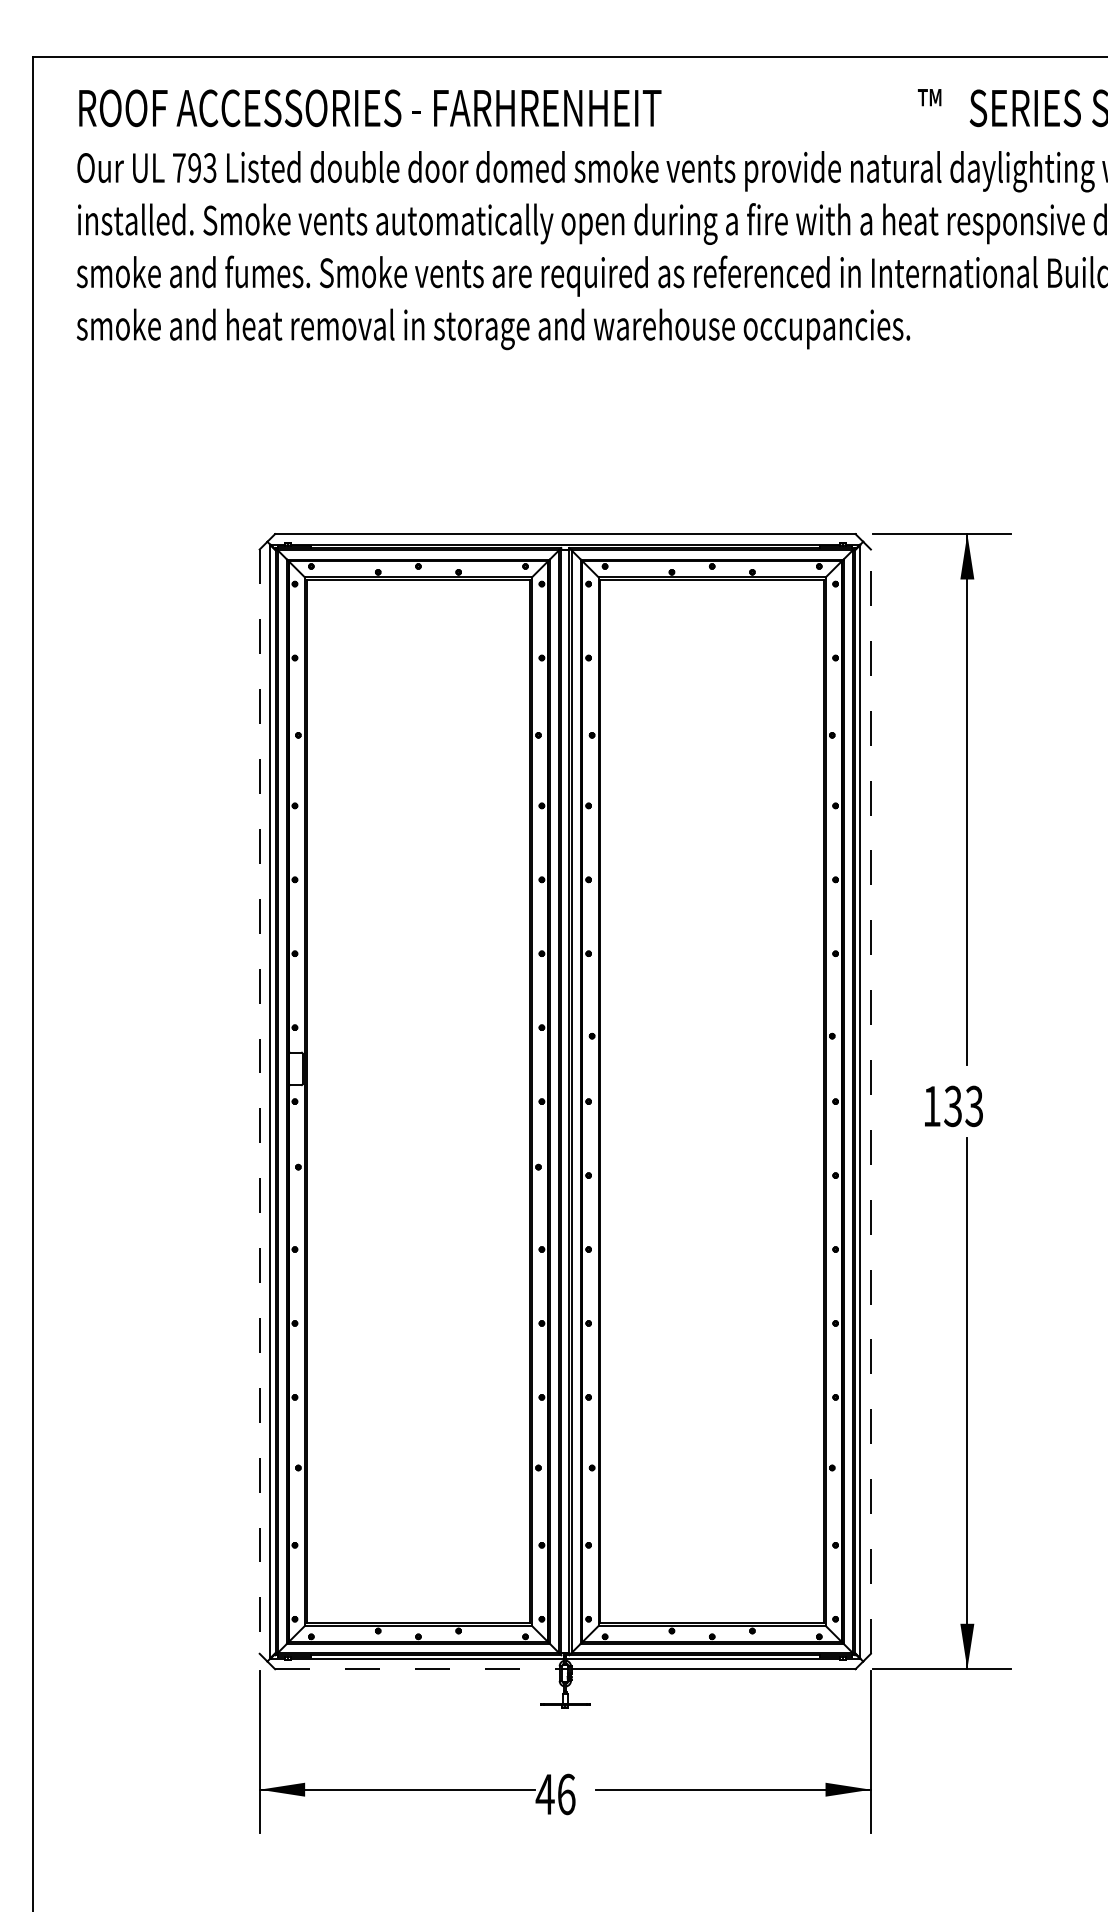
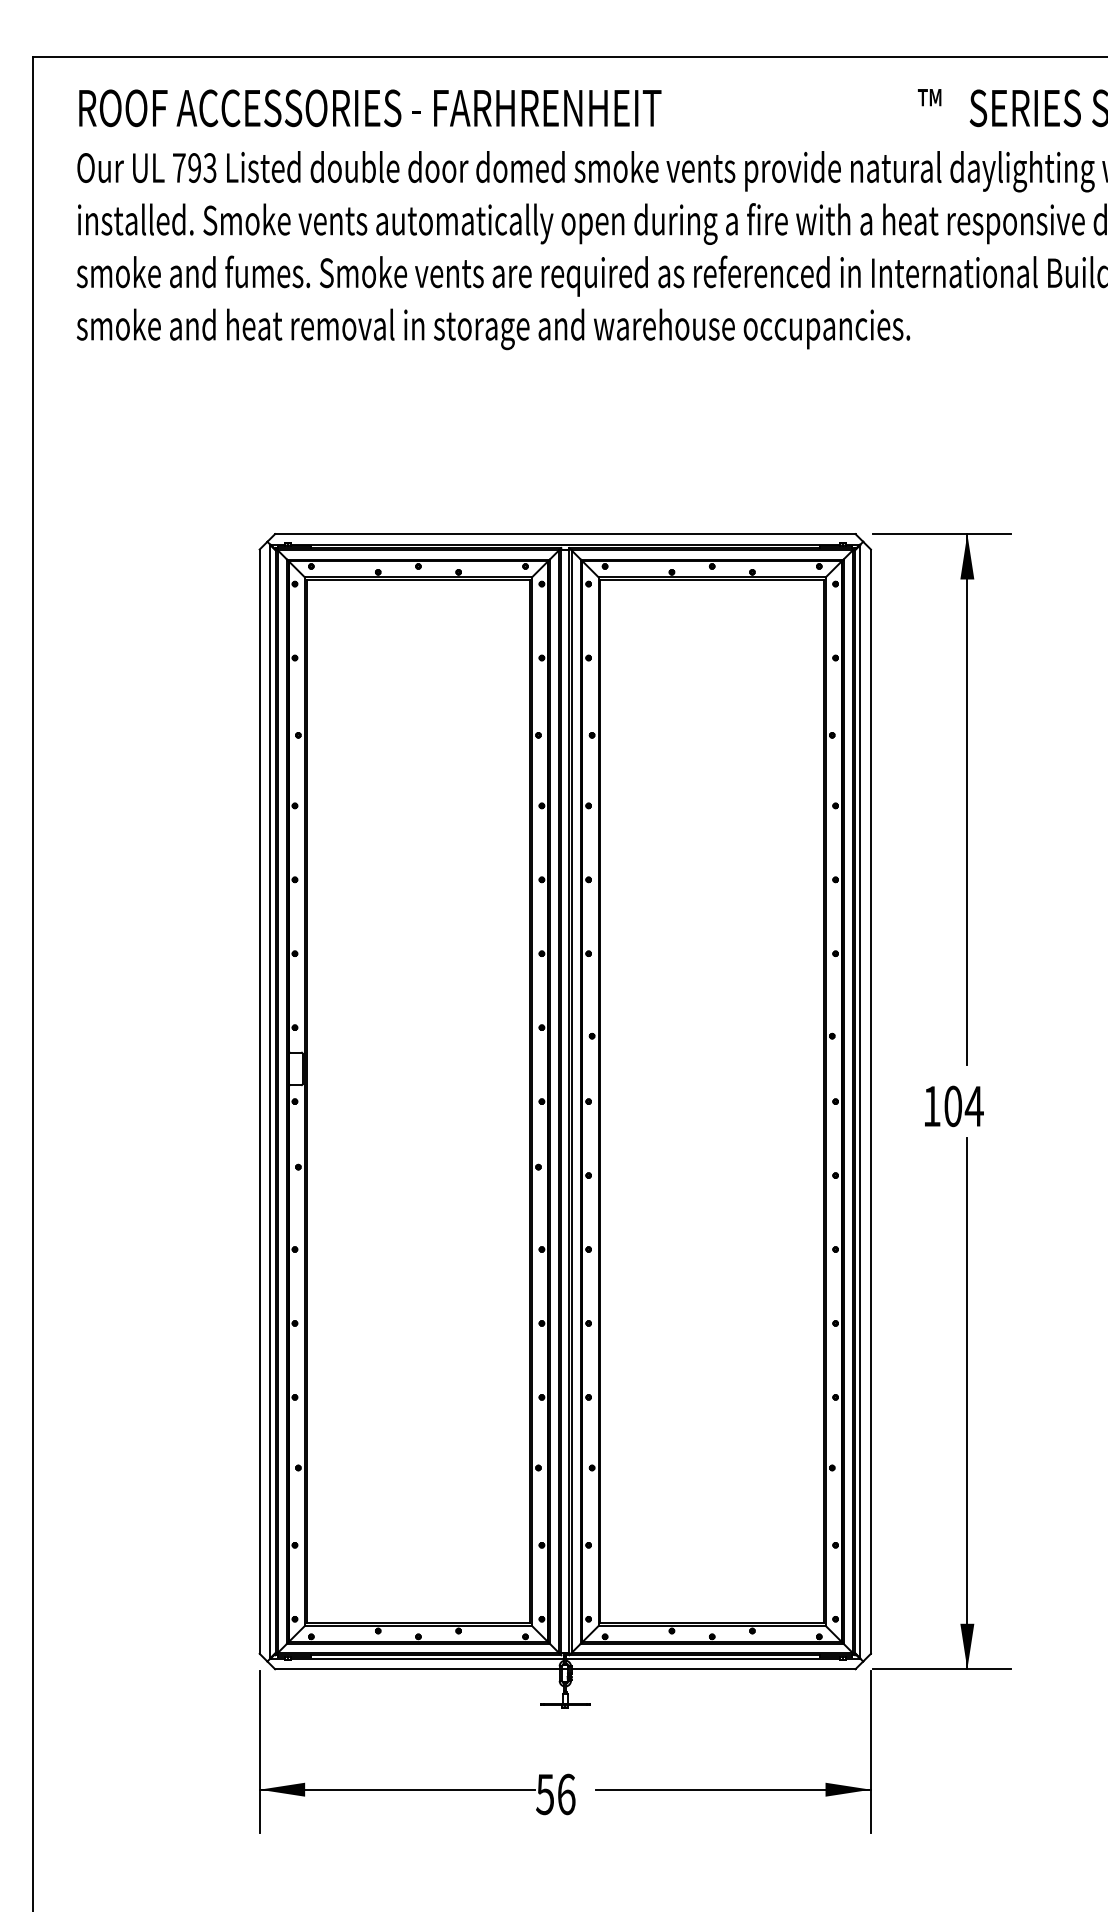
line: dashed -> solid (870, 1101)
line: dashed -> solid (259, 1102)
text: 133 -> 104 (963, 1106)
line: dashed -> solid (417, 1669)
text: 46 -> 56 (544, 1794)
